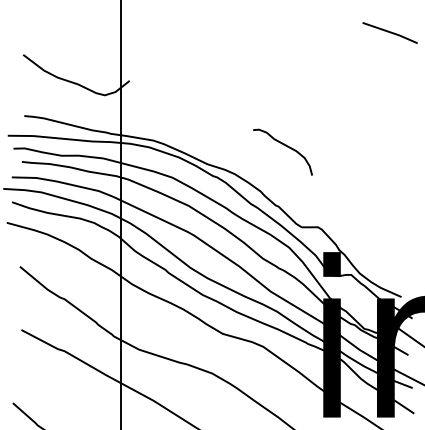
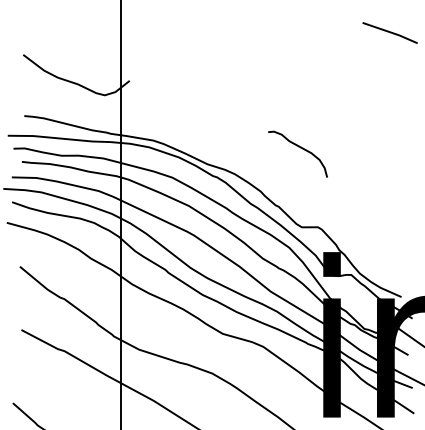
curve position: (285, 146) -> (300, 148) (300, 148)
